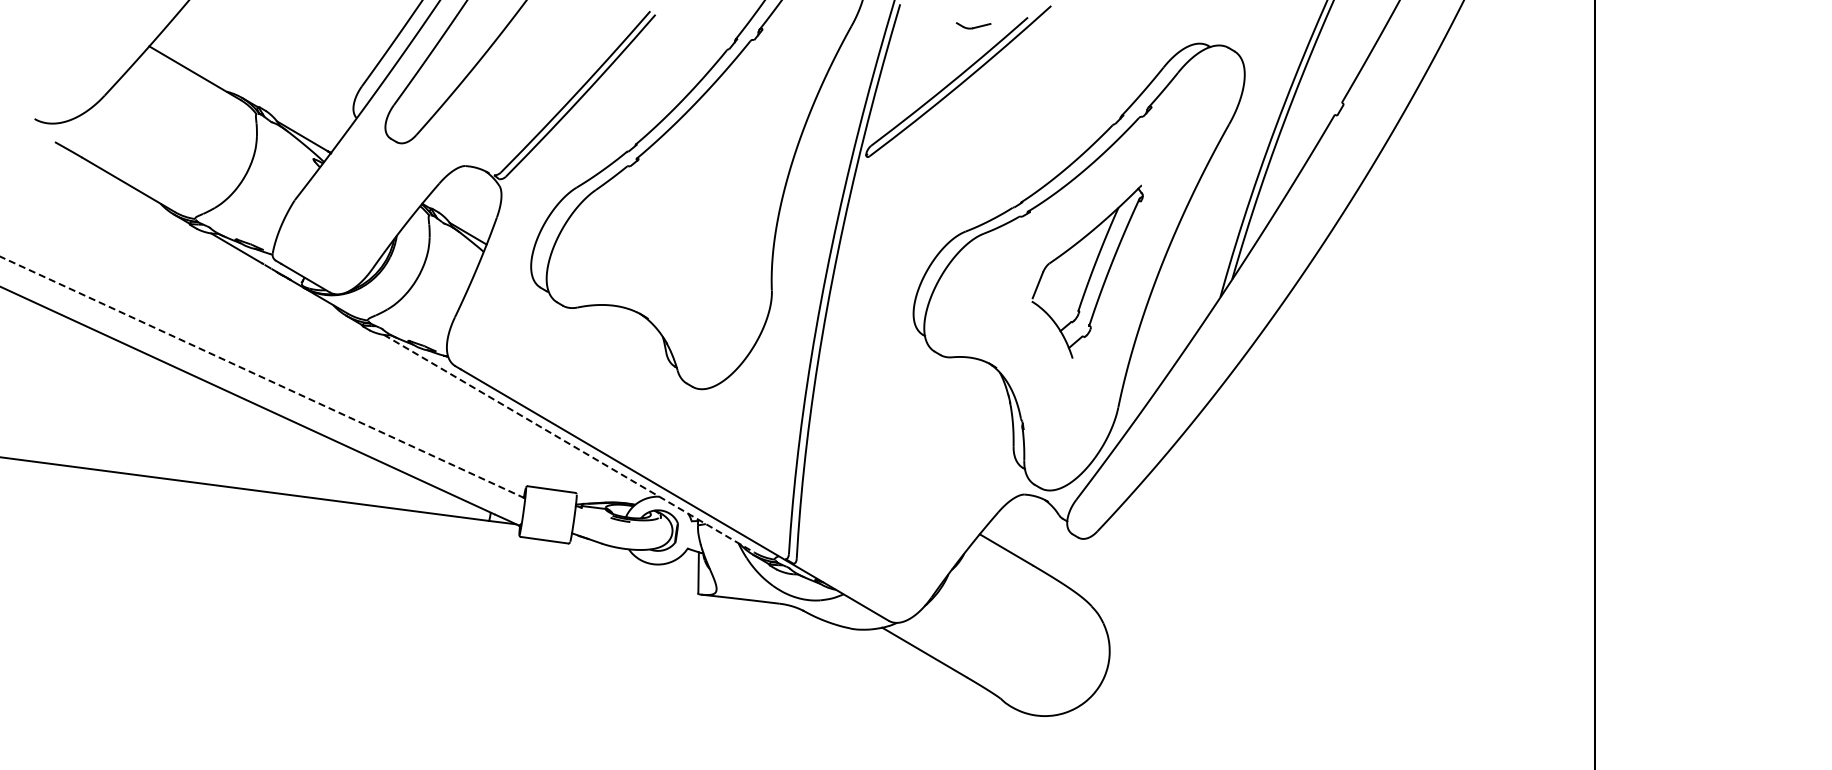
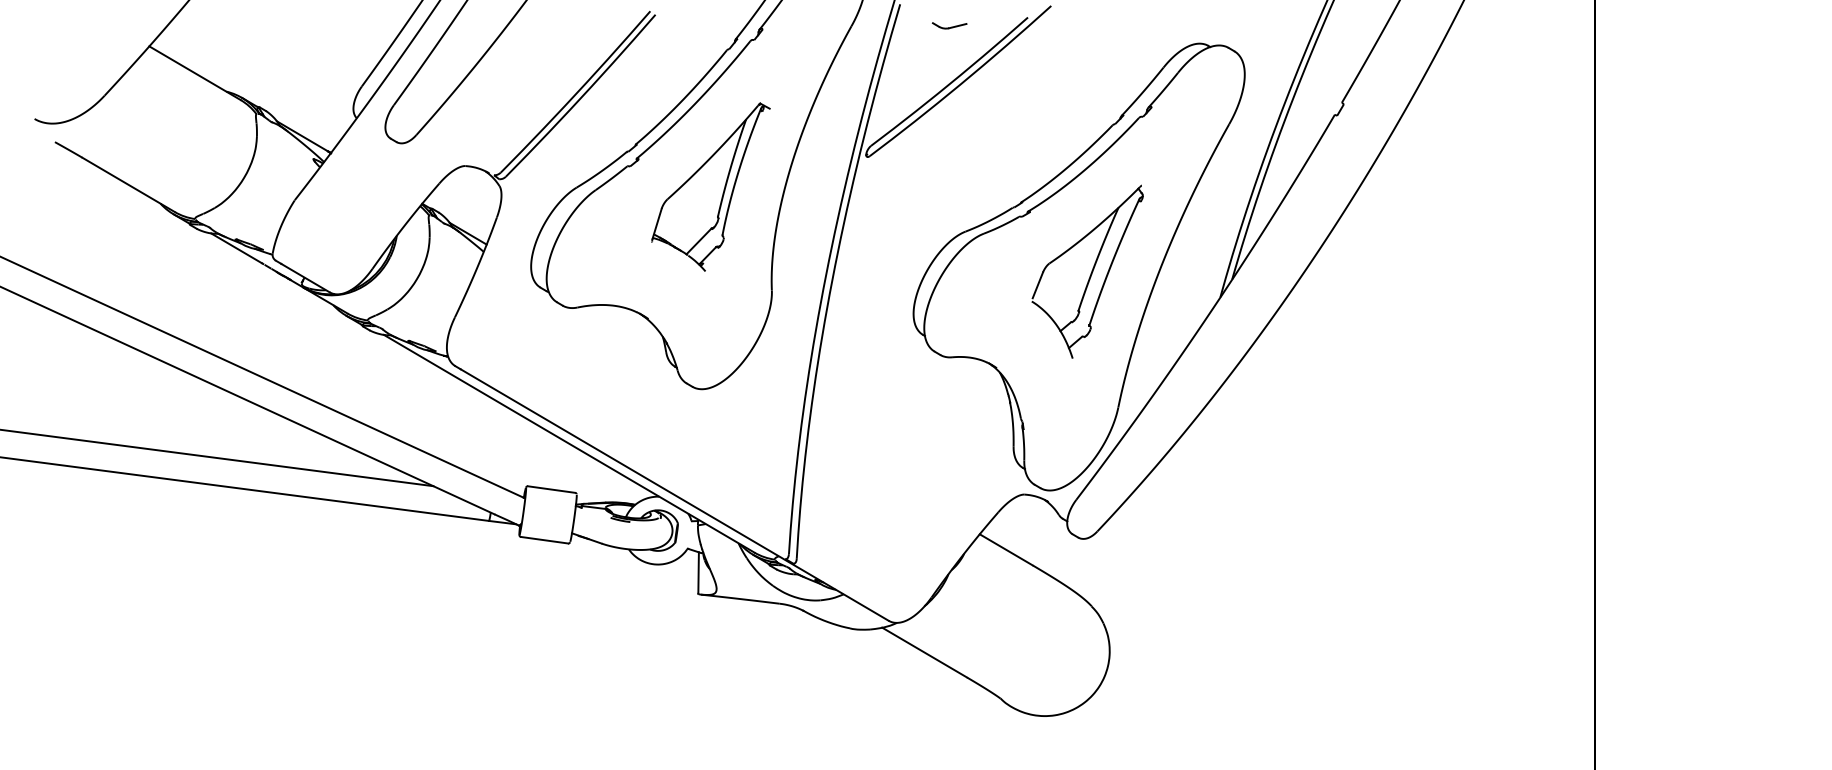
part position: (973, 25) -> (949, 25) (949, 25)
part: none -> present (710, 186)
line: dashed -> solid (262, 377)
line: dashed -> solid (569, 443)
line: none -> present (217, 457)
